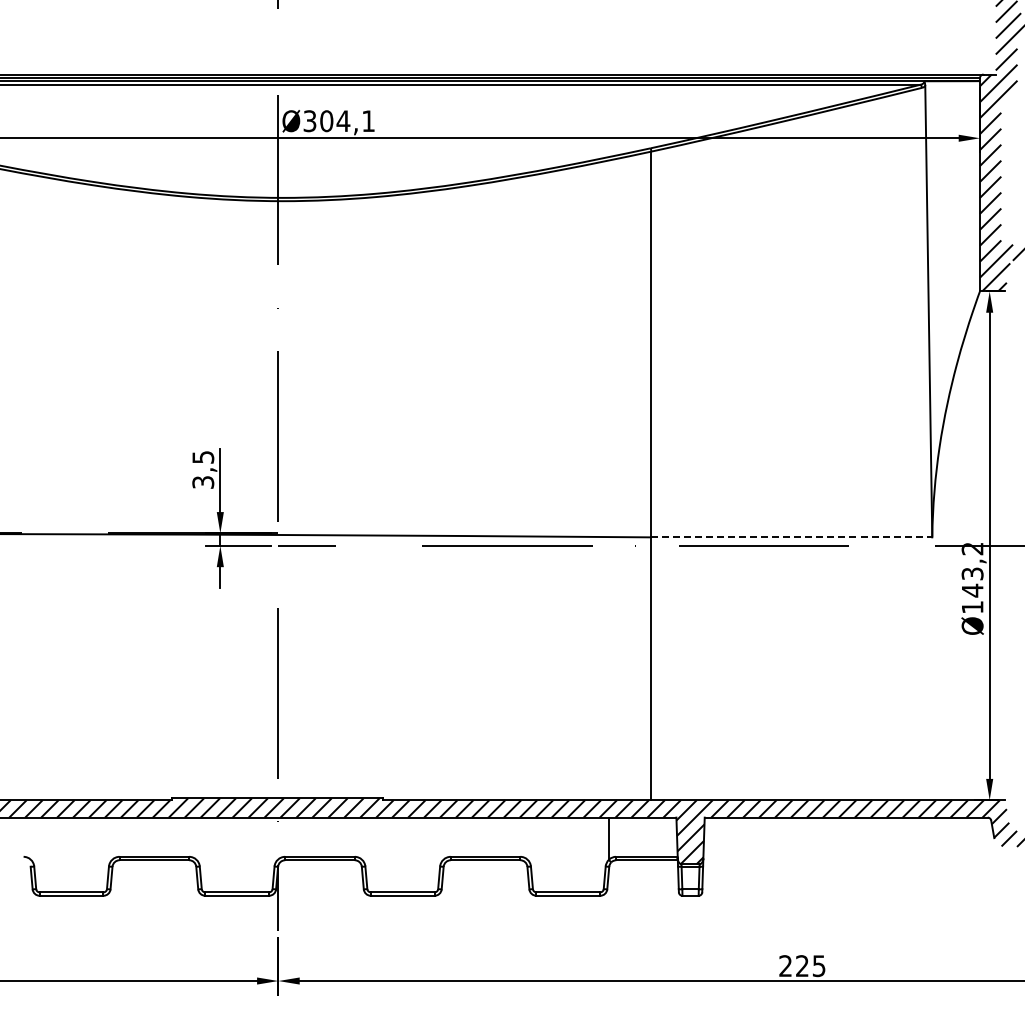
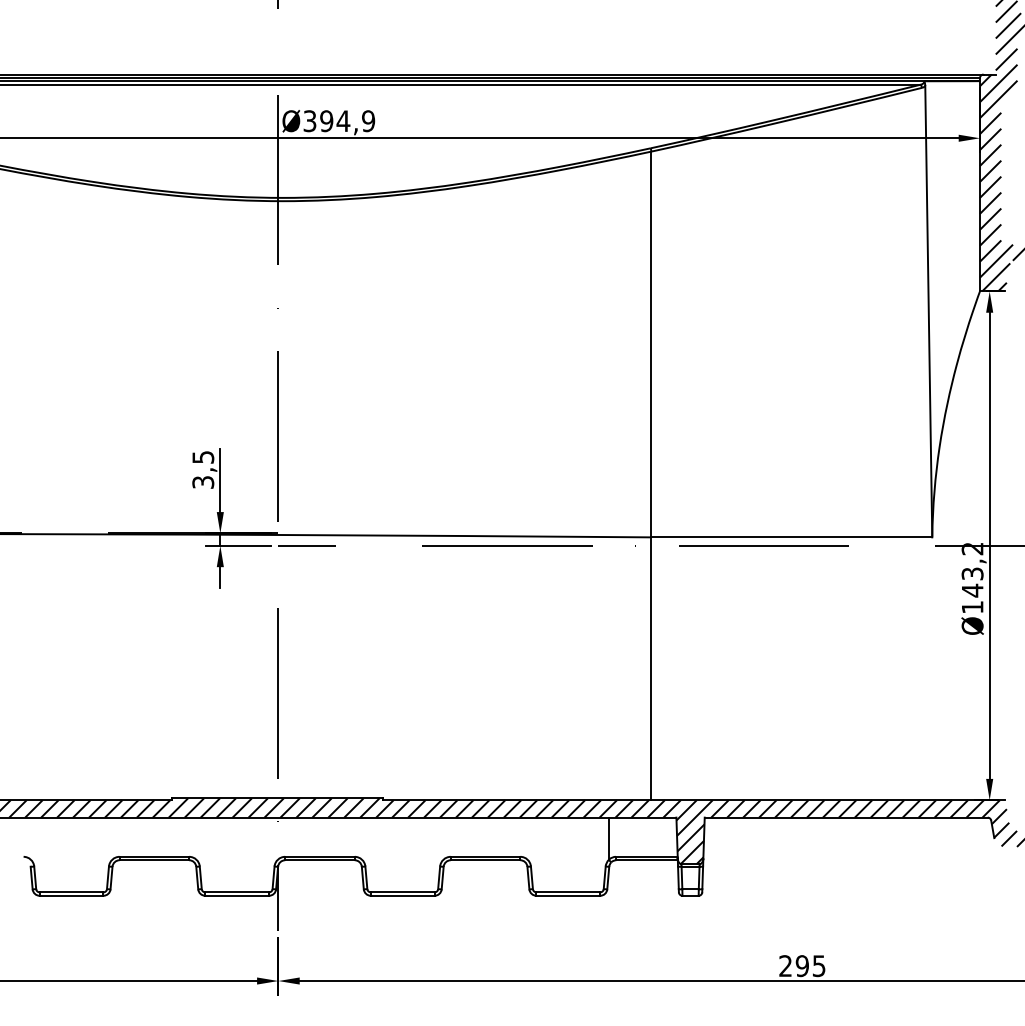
text: Ø304,1 -> Ø394,9 (347, 121)
line: dashed -> solid (792, 537)
text: 225 -> 295 (801, 966)
